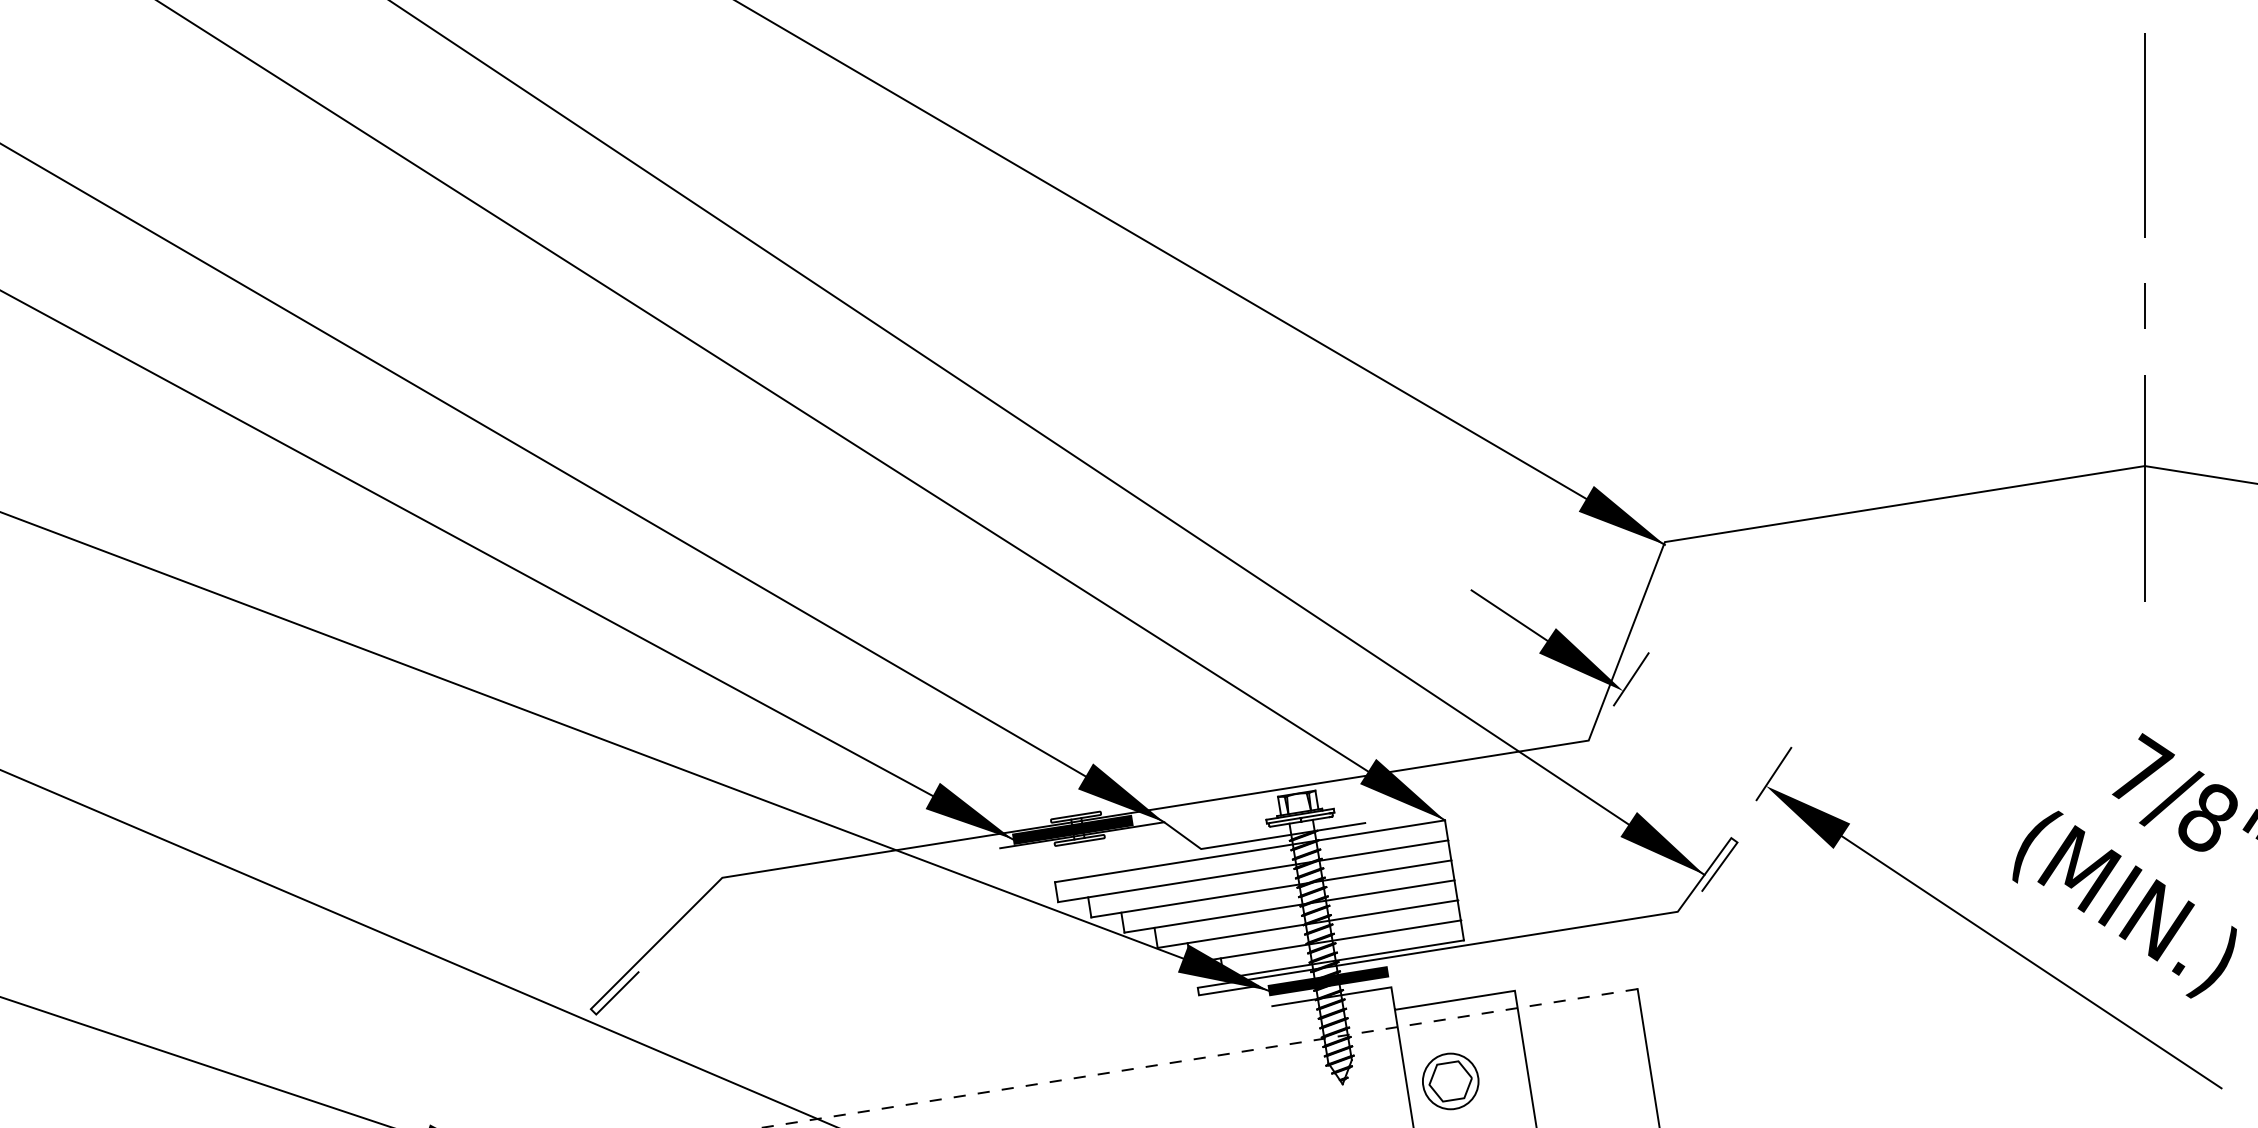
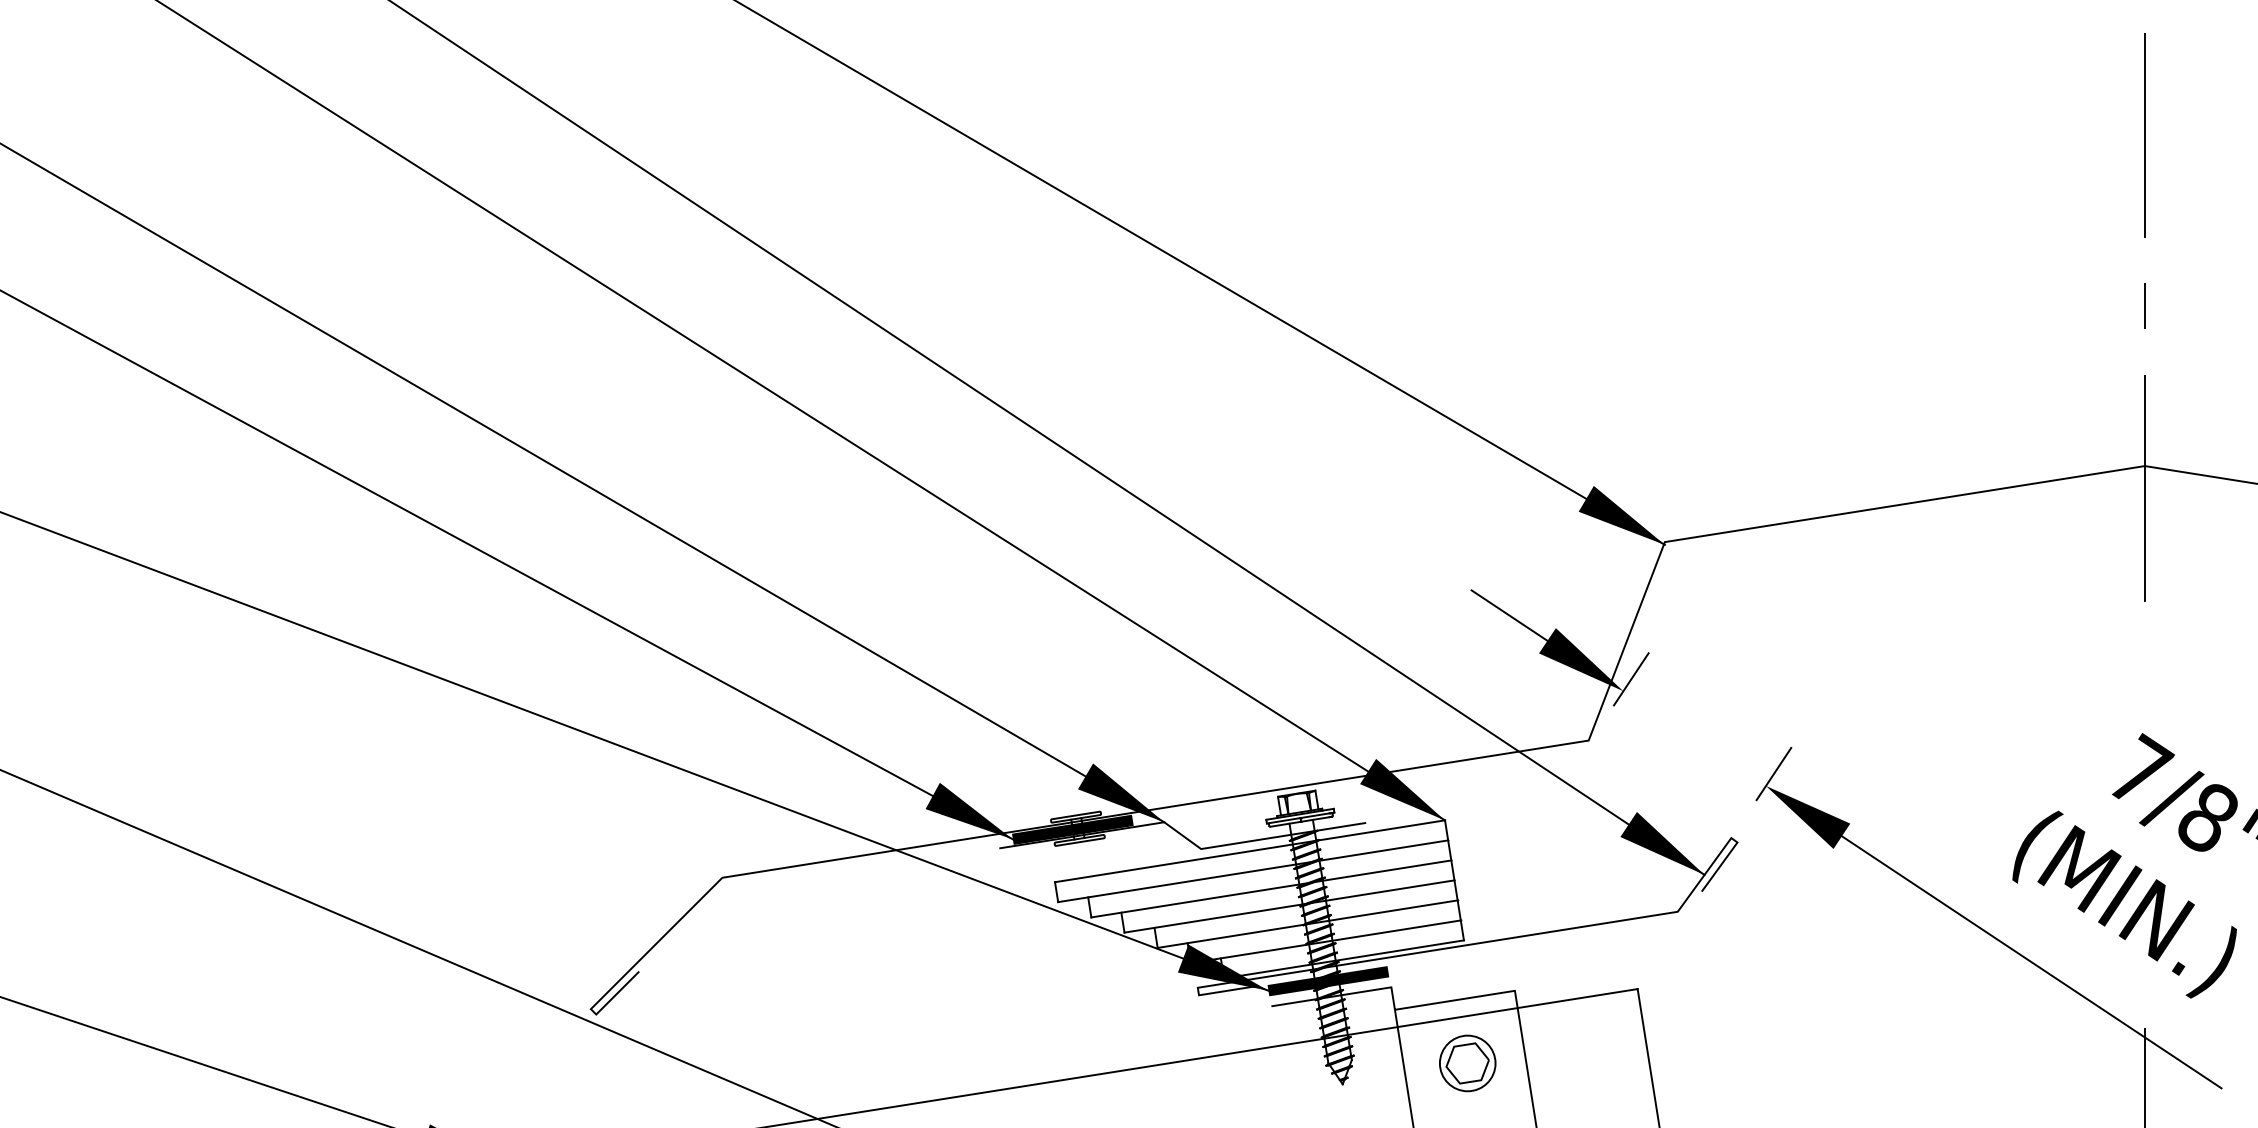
line: dashed -> solid (1199, 1058)
line: none -> present (2144, 1075)
part position: (1450, 1081) -> (1467, 1063) (1467, 1063)
